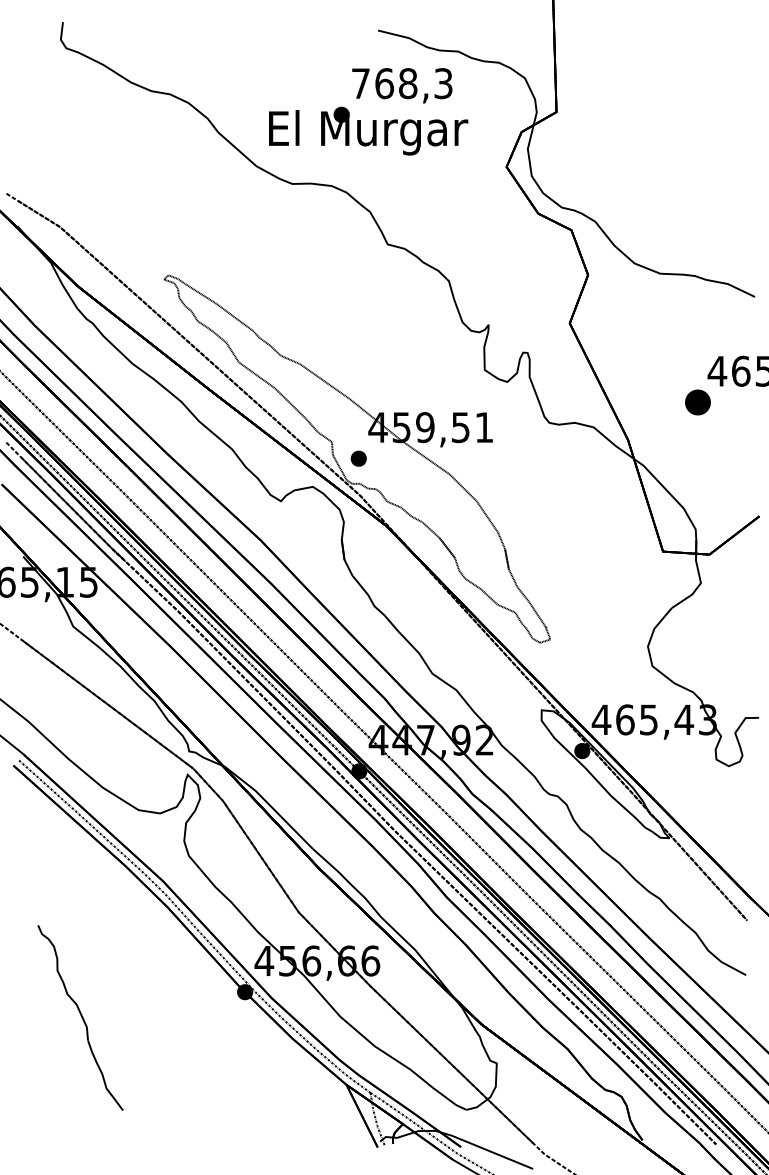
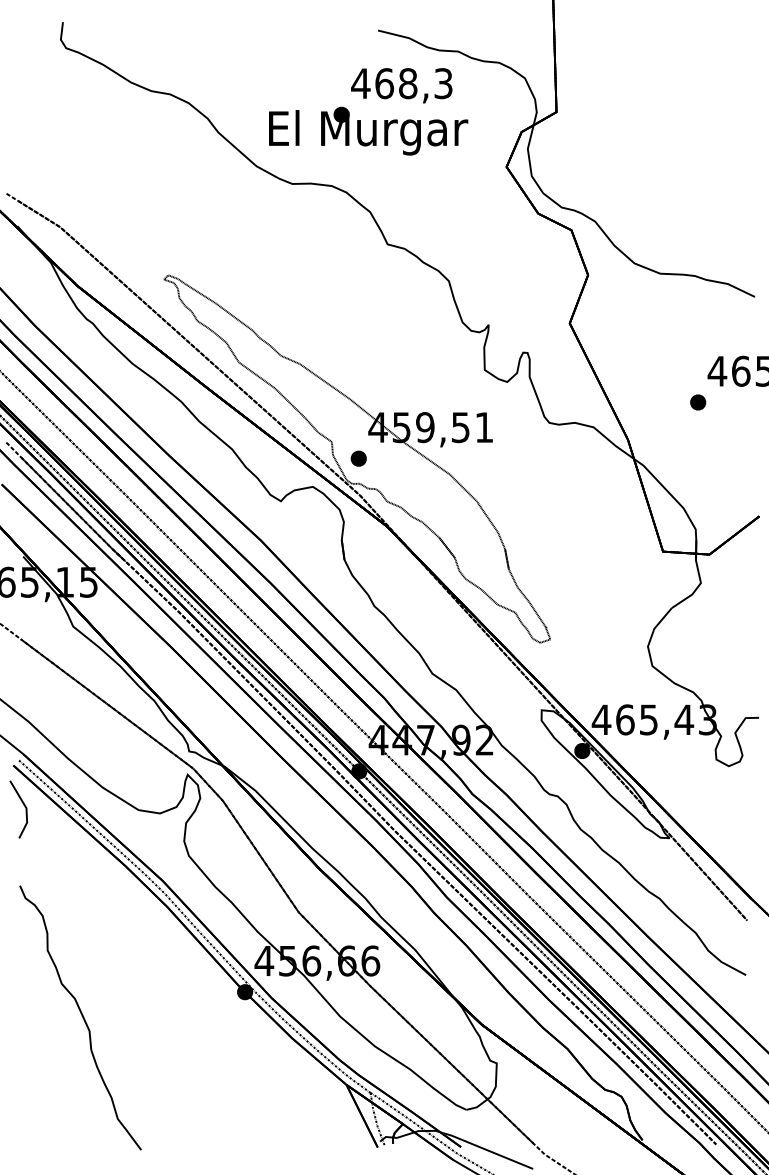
text: 768,3 -> 468,3 (360, 83)
part size: 26x27 px -> 17x17 px (698, 402)
line: none -> present (24, 807)
part size: 87x186 px -> 123x266 px (80, 1017)
